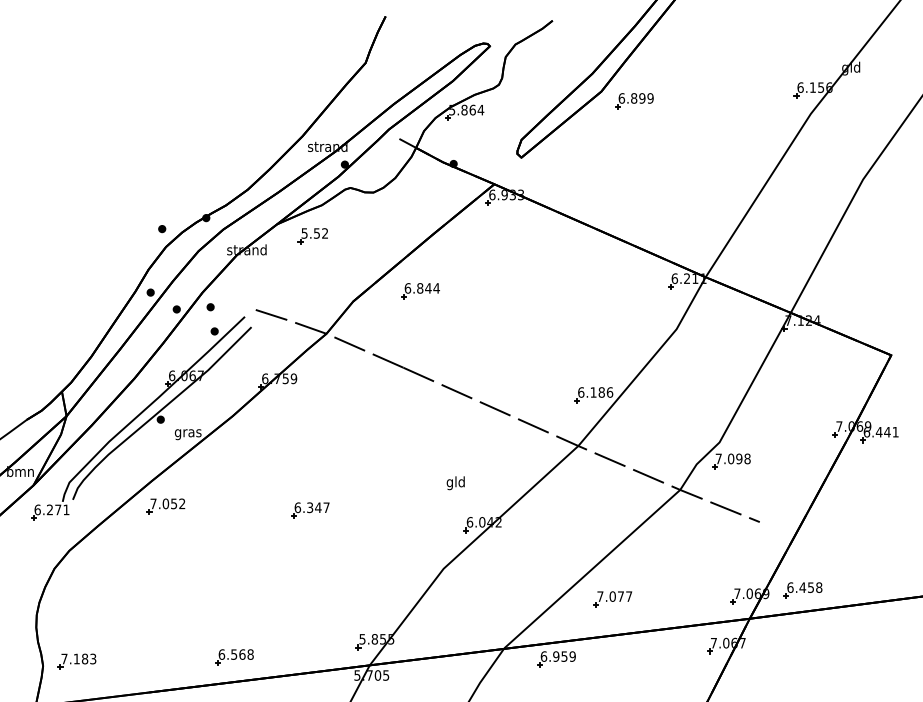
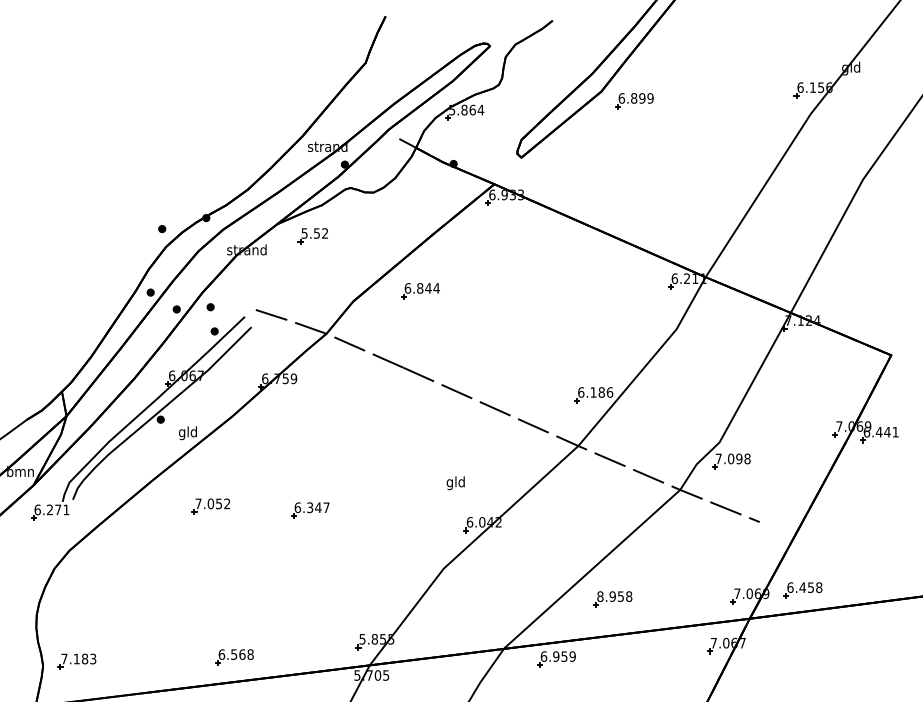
text: gras -> gld (187, 433)
part position: (165, 506) -> (210, 506) (210, 506)
text: 7.077 -> 8.958 (614, 596)
